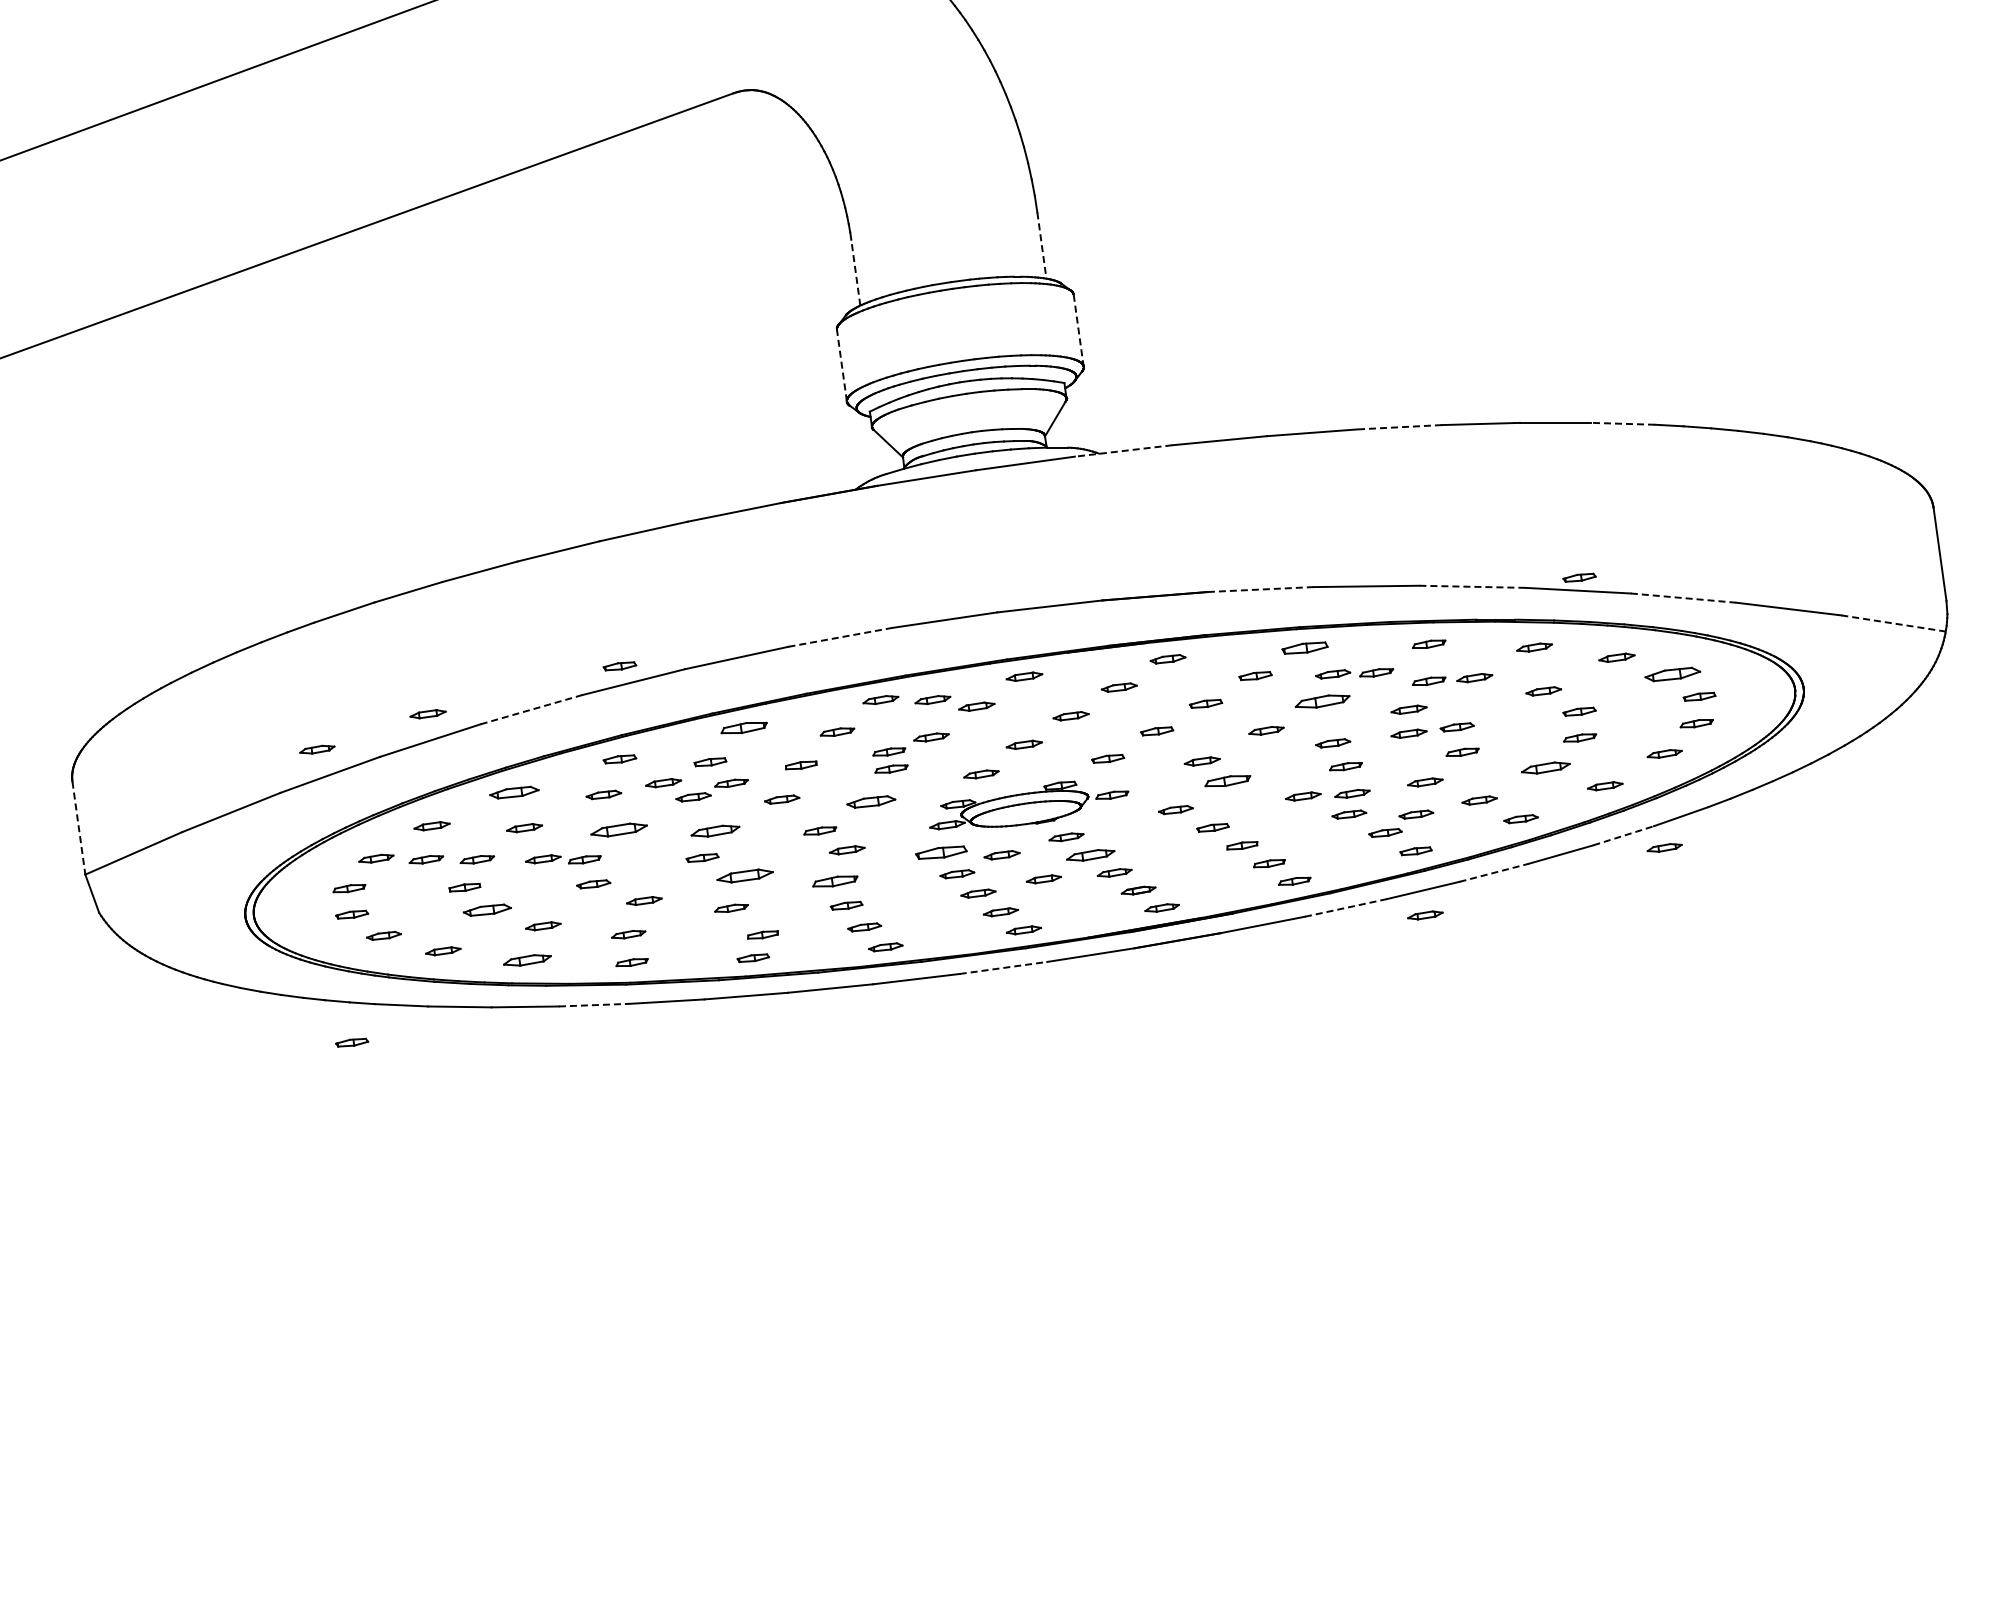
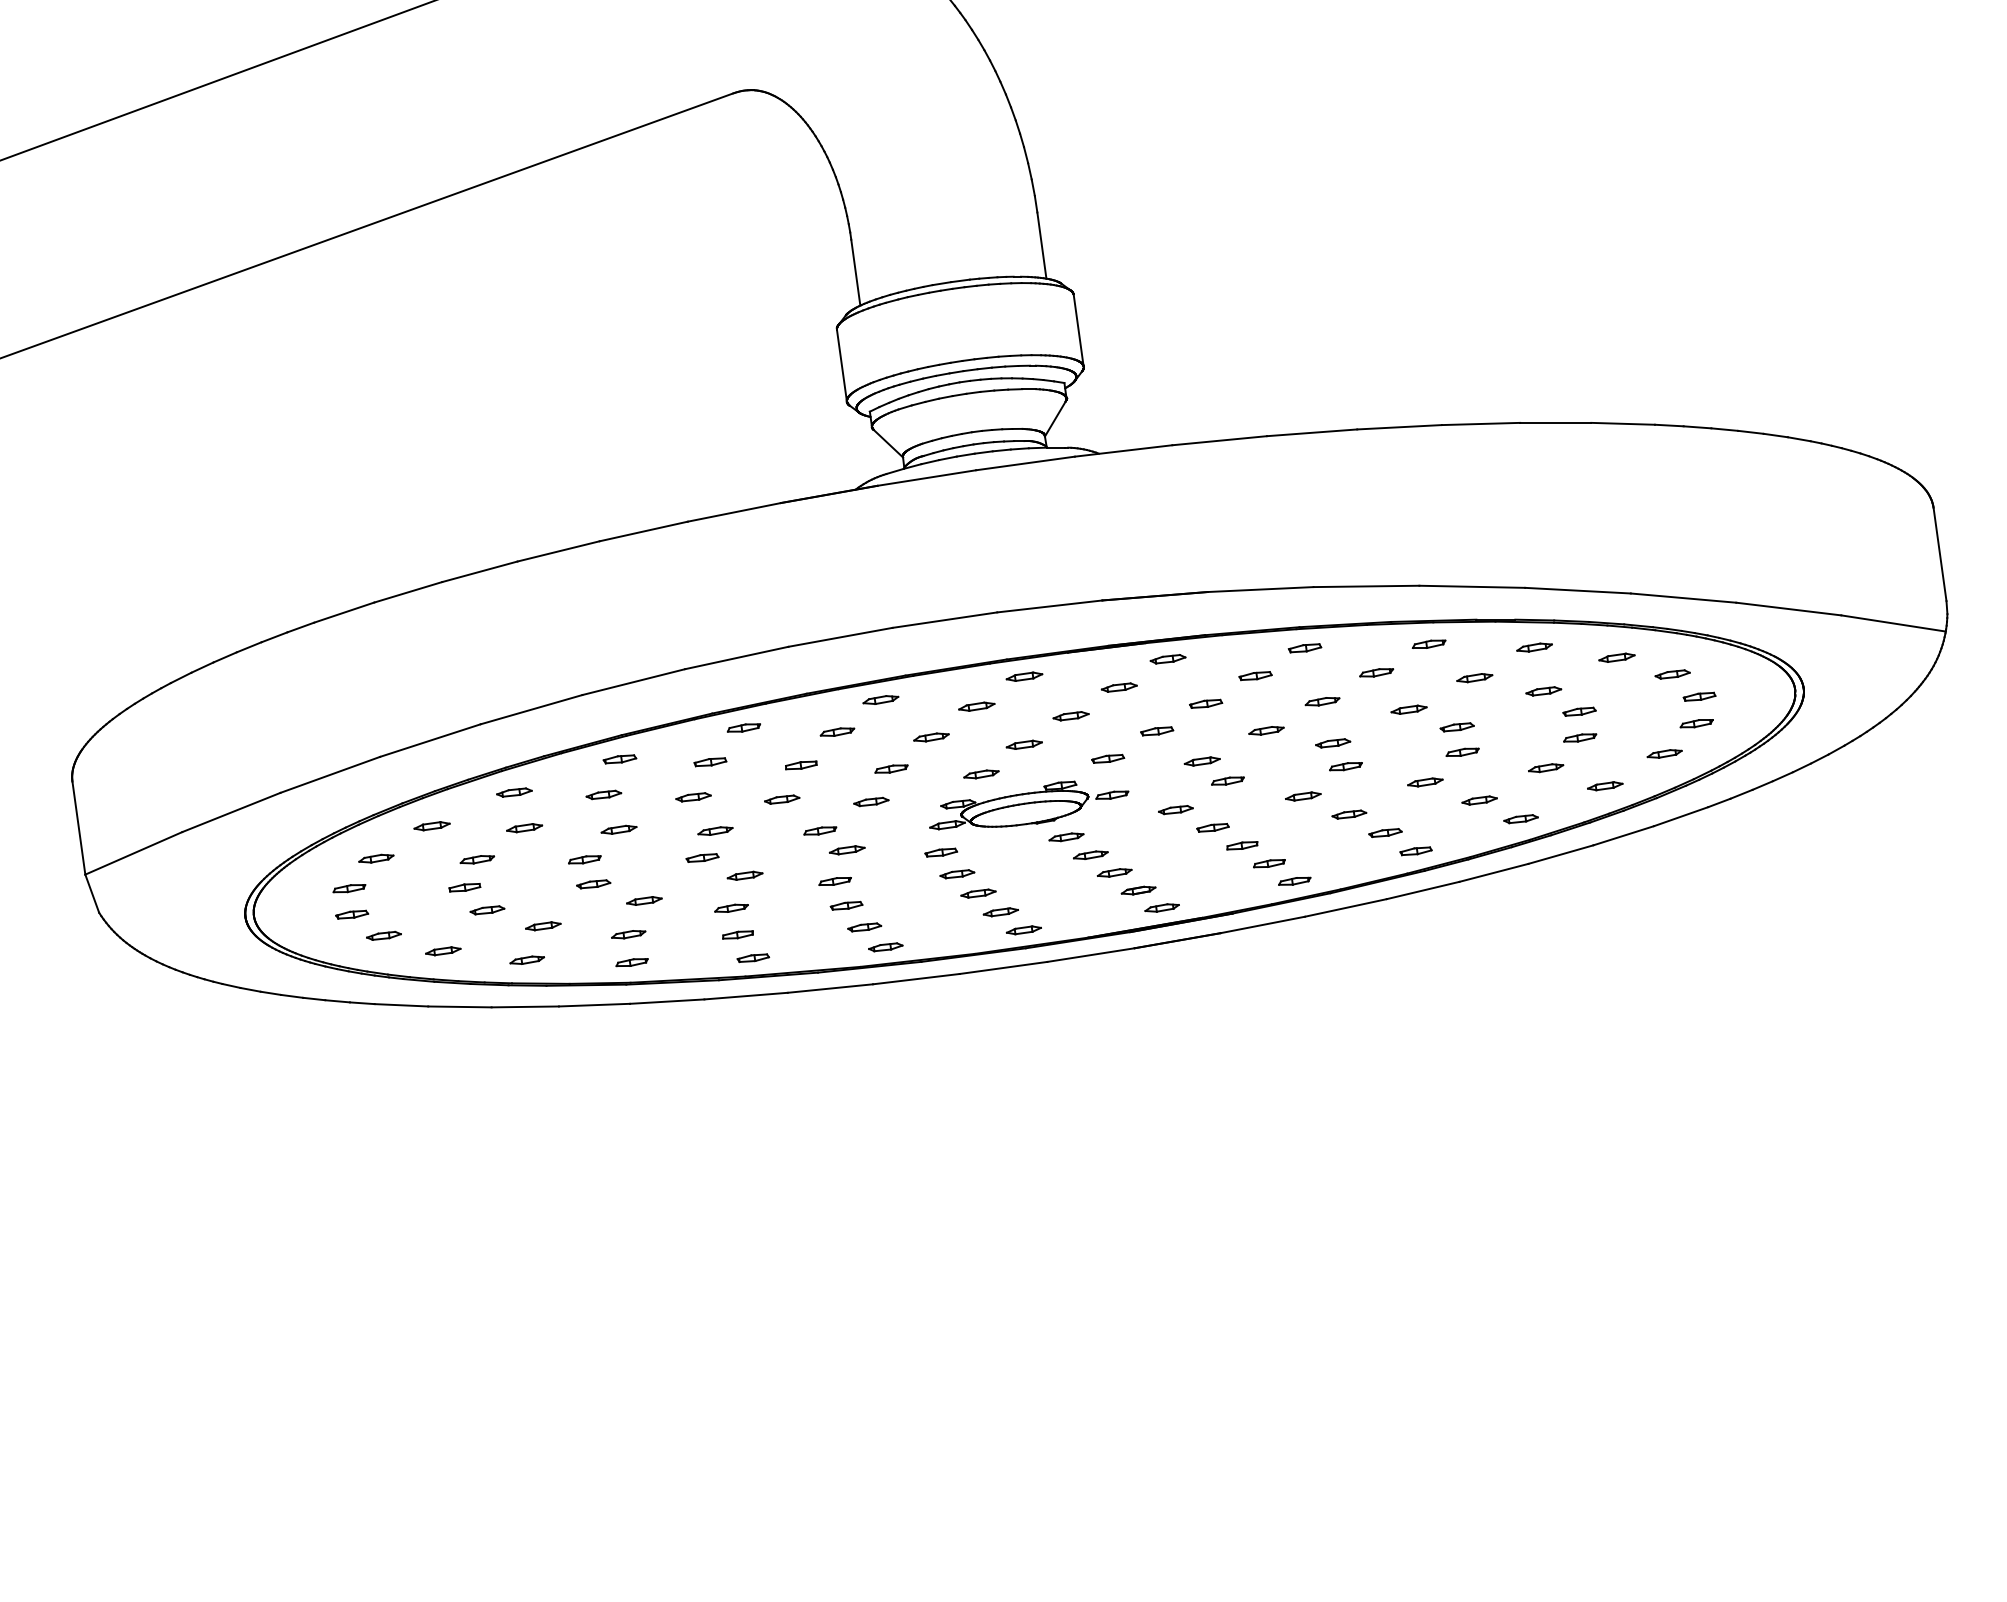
line: dashed -> solid (1041, 246)
line: dashed -> solid (855, 272)
line: dashed -> solid (1078, 331)
line: dashed -> solid (841, 365)
line: dashed -> solid (1623, 423)
line: dashed -> solid (1399, 427)
line: dashed -> solid (1123, 451)
part: present -> none (1579, 577)
line: dashed -> solid (1472, 586)
line: dashed -> solid (1260, 589)
line: dashed -> solid (1683, 598)
line: dashed -> solid (1893, 623)
line: dashed -> solid (840, 637)
part size: 48x14 px -> 36x11 px (1304, 648)
part: present -> none (619, 666)
part: present -> none (1333, 674)
part size: 58x17 px -> 37x11 px (1672, 674)
part: present -> none (1428, 680)
part: present -> none (932, 699)
part size: 57x15 px -> 37x10 px (1322, 701)
line: dashed -> solid (531, 709)
part: present -> none (427, 714)
part size: 48x14 px -> 35x10 px (743, 727)
part: present -> none (1408, 733)
part: present -> none (317, 749)
part: present -> none (889, 751)
part size: 50x14 px -> 37x11 px (1546, 768)
part size: 48x13 px -> 34x10 px (1227, 780)
part: present -> none (731, 782)
part: present -> none (663, 783)
part size: 51x15 px -> 37x11 px (514, 792)
part: present -> none (1352, 793)
part size: 51x14 px -> 37x12 px (871, 801)
part: present -> none (1416, 814)
line: dashed -> solid (78, 828)
part size: 58x16 px -> 38x11 px (618, 829)
part size: 51x14 px -> 37x10 px (715, 830)
line: dashed -> solid (1623, 835)
part: present -> none (1664, 847)
part size: 53x15 px -> 34x11 px (940, 852)
part: present -> none (1001, 855)
part size: 50x13 px -> 36x10 px (1090, 854)
part: present -> none (426, 859)
part: present -> none (543, 859)
line: dashed -> solid (1493, 872)
part size: 58x16 px -> 38x11 px (744, 875)
part: present -> none (1043, 879)
part size: 47x13 px -> 34x9 px (834, 881)
line: dashed -> solid (1345, 907)
part size: 50x14 px -> 37x11 px (487, 910)
part: present -> none (1425, 915)
part position: (762, 934) -> (737, 934) (737, 934)
part size: 49x13 px -> 36x10 px (526, 959)
line: dashed -> solid (1004, 967)
line: dashed -> solid (594, 1005)
part: present -> none (352, 1042)
